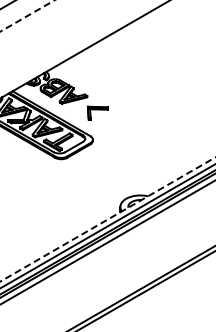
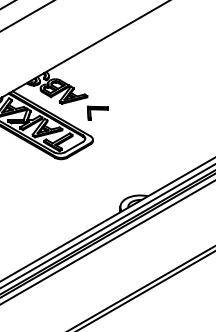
line: dashed -> solid (27, 15)
line: dashed -> solid (107, 219)
